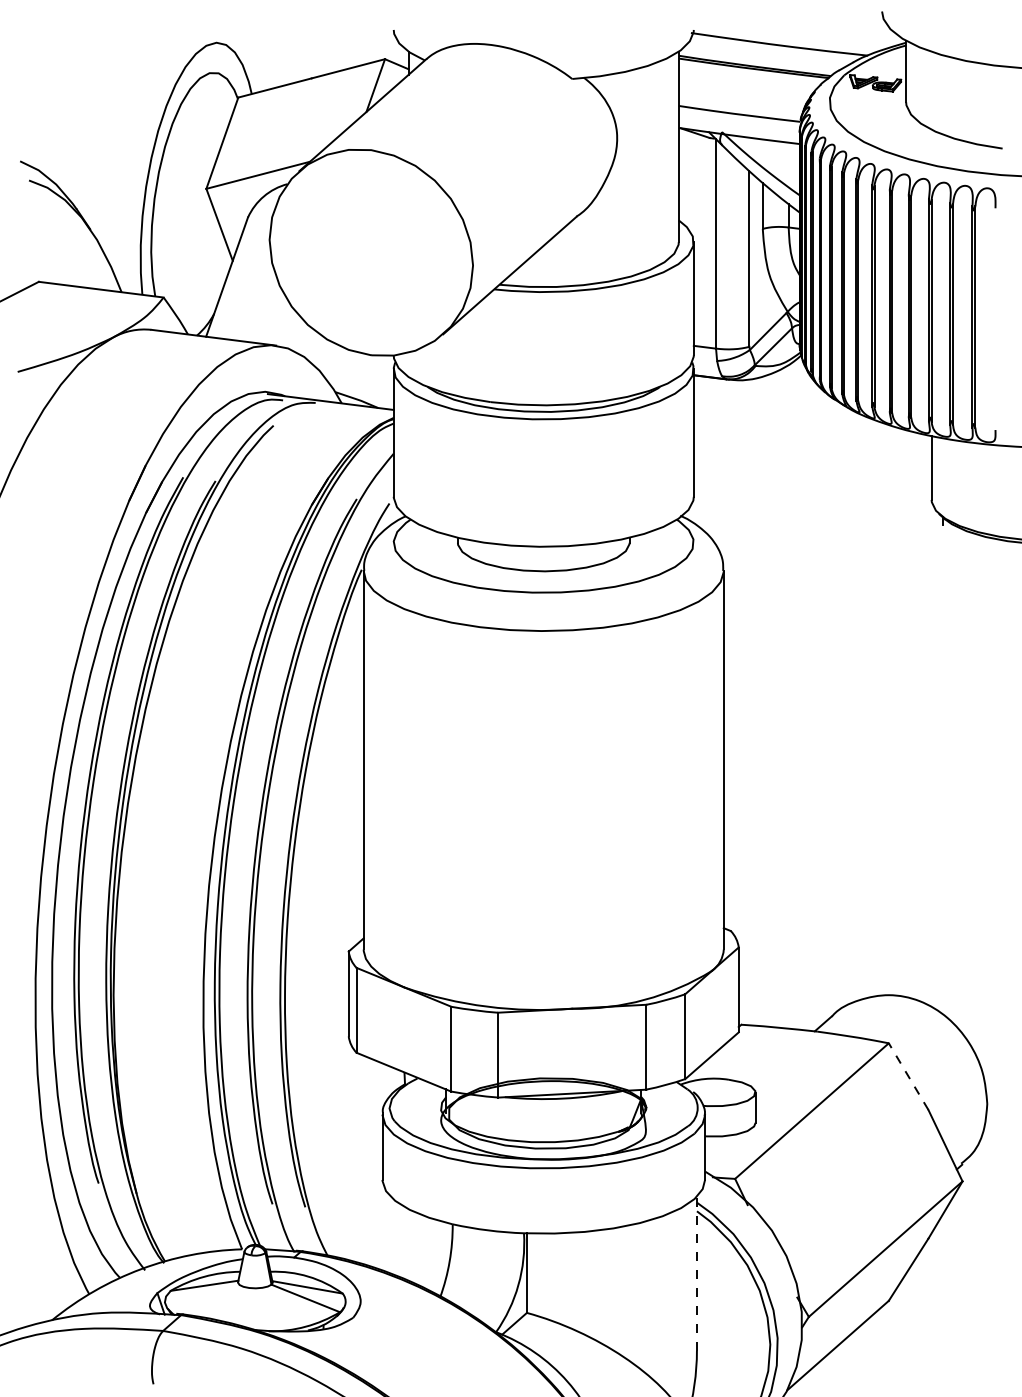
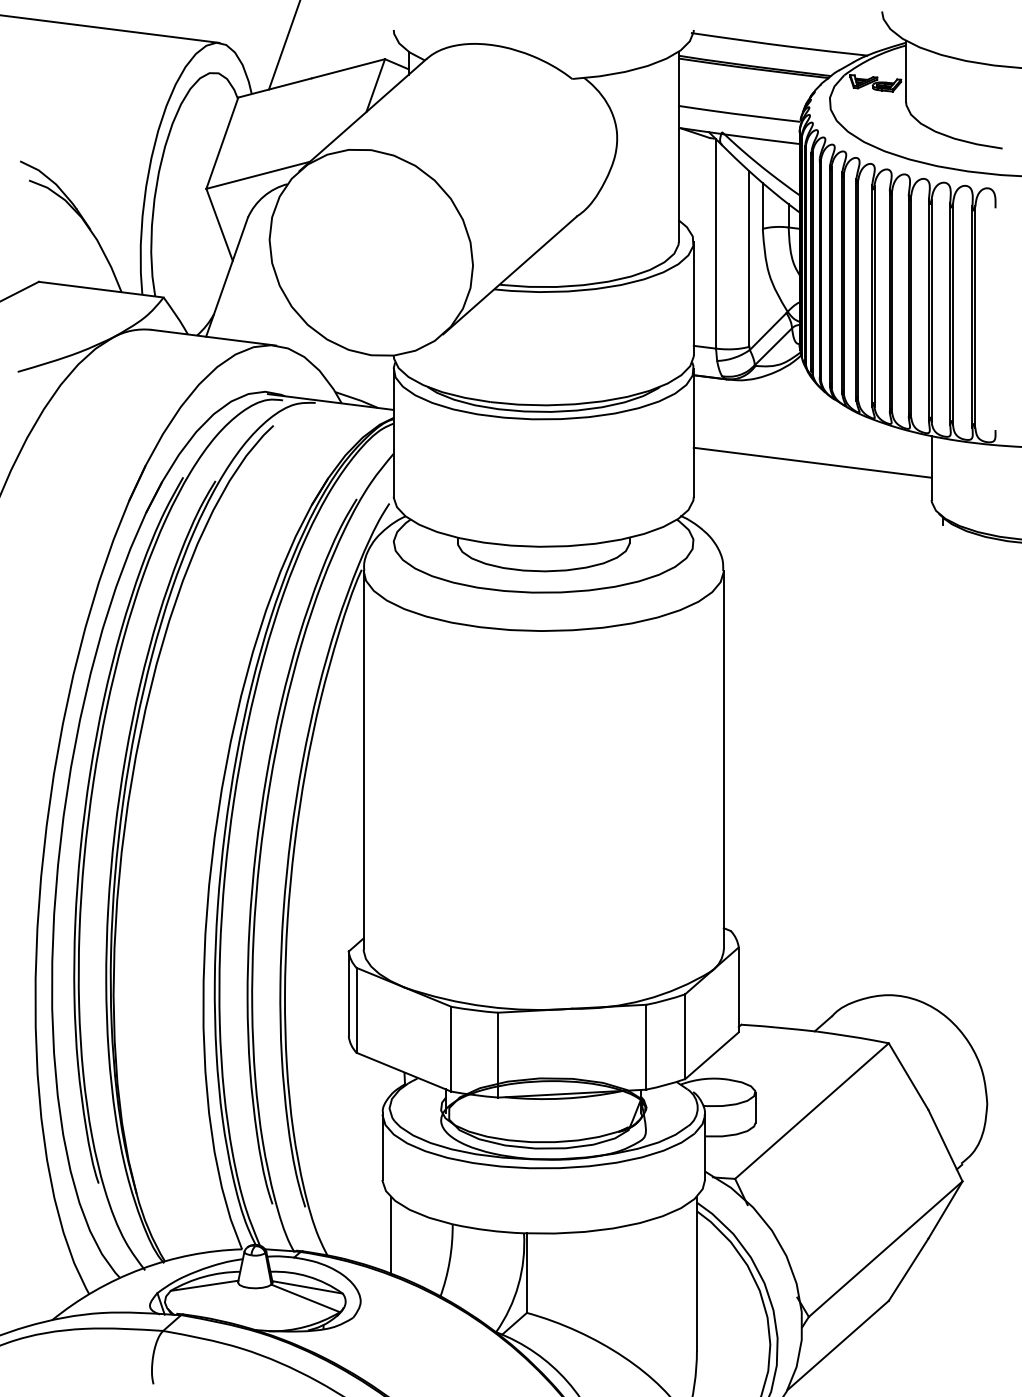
line: none -> present (110, 28)
line: none -> present (283, 45)
line: none -> present (812, 462)
line: dashed -> solid (908, 1076)
line: none -> present (390, 1234)
line: dashed -> solid (696, 1273)
